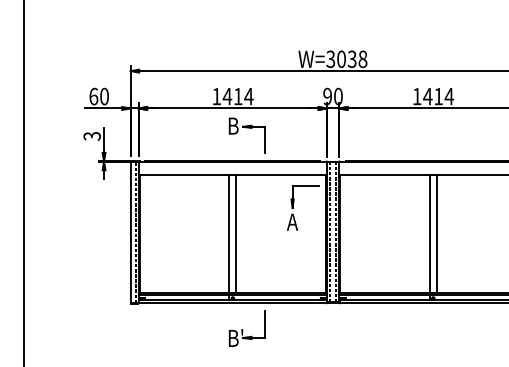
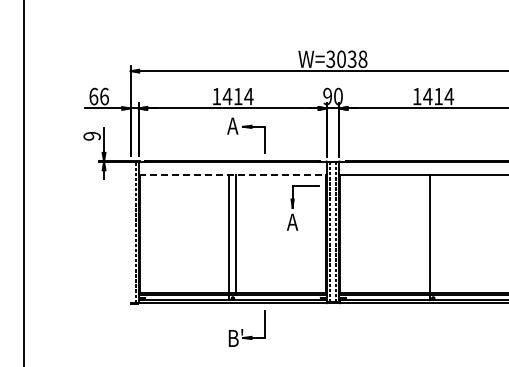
text: 60 -> 66 (104, 96)
text: B -> A (232, 125)
text: 3 -> 9 (91, 136)
line: solid -> dashed (233, 175)
line: present -> none (130, 232)
line: present -> none (436, 235)
